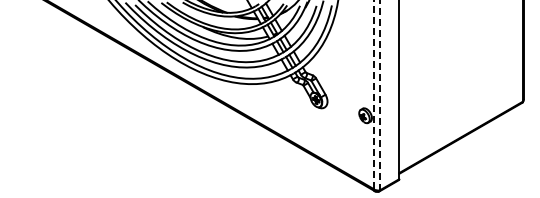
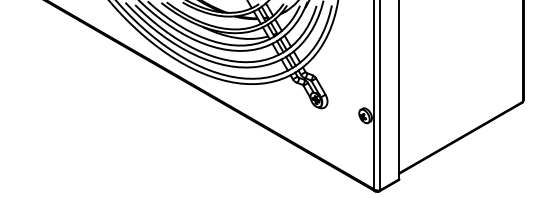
line: dashed -> solid (373, 94)
line: dashed -> solid (379, 95)
